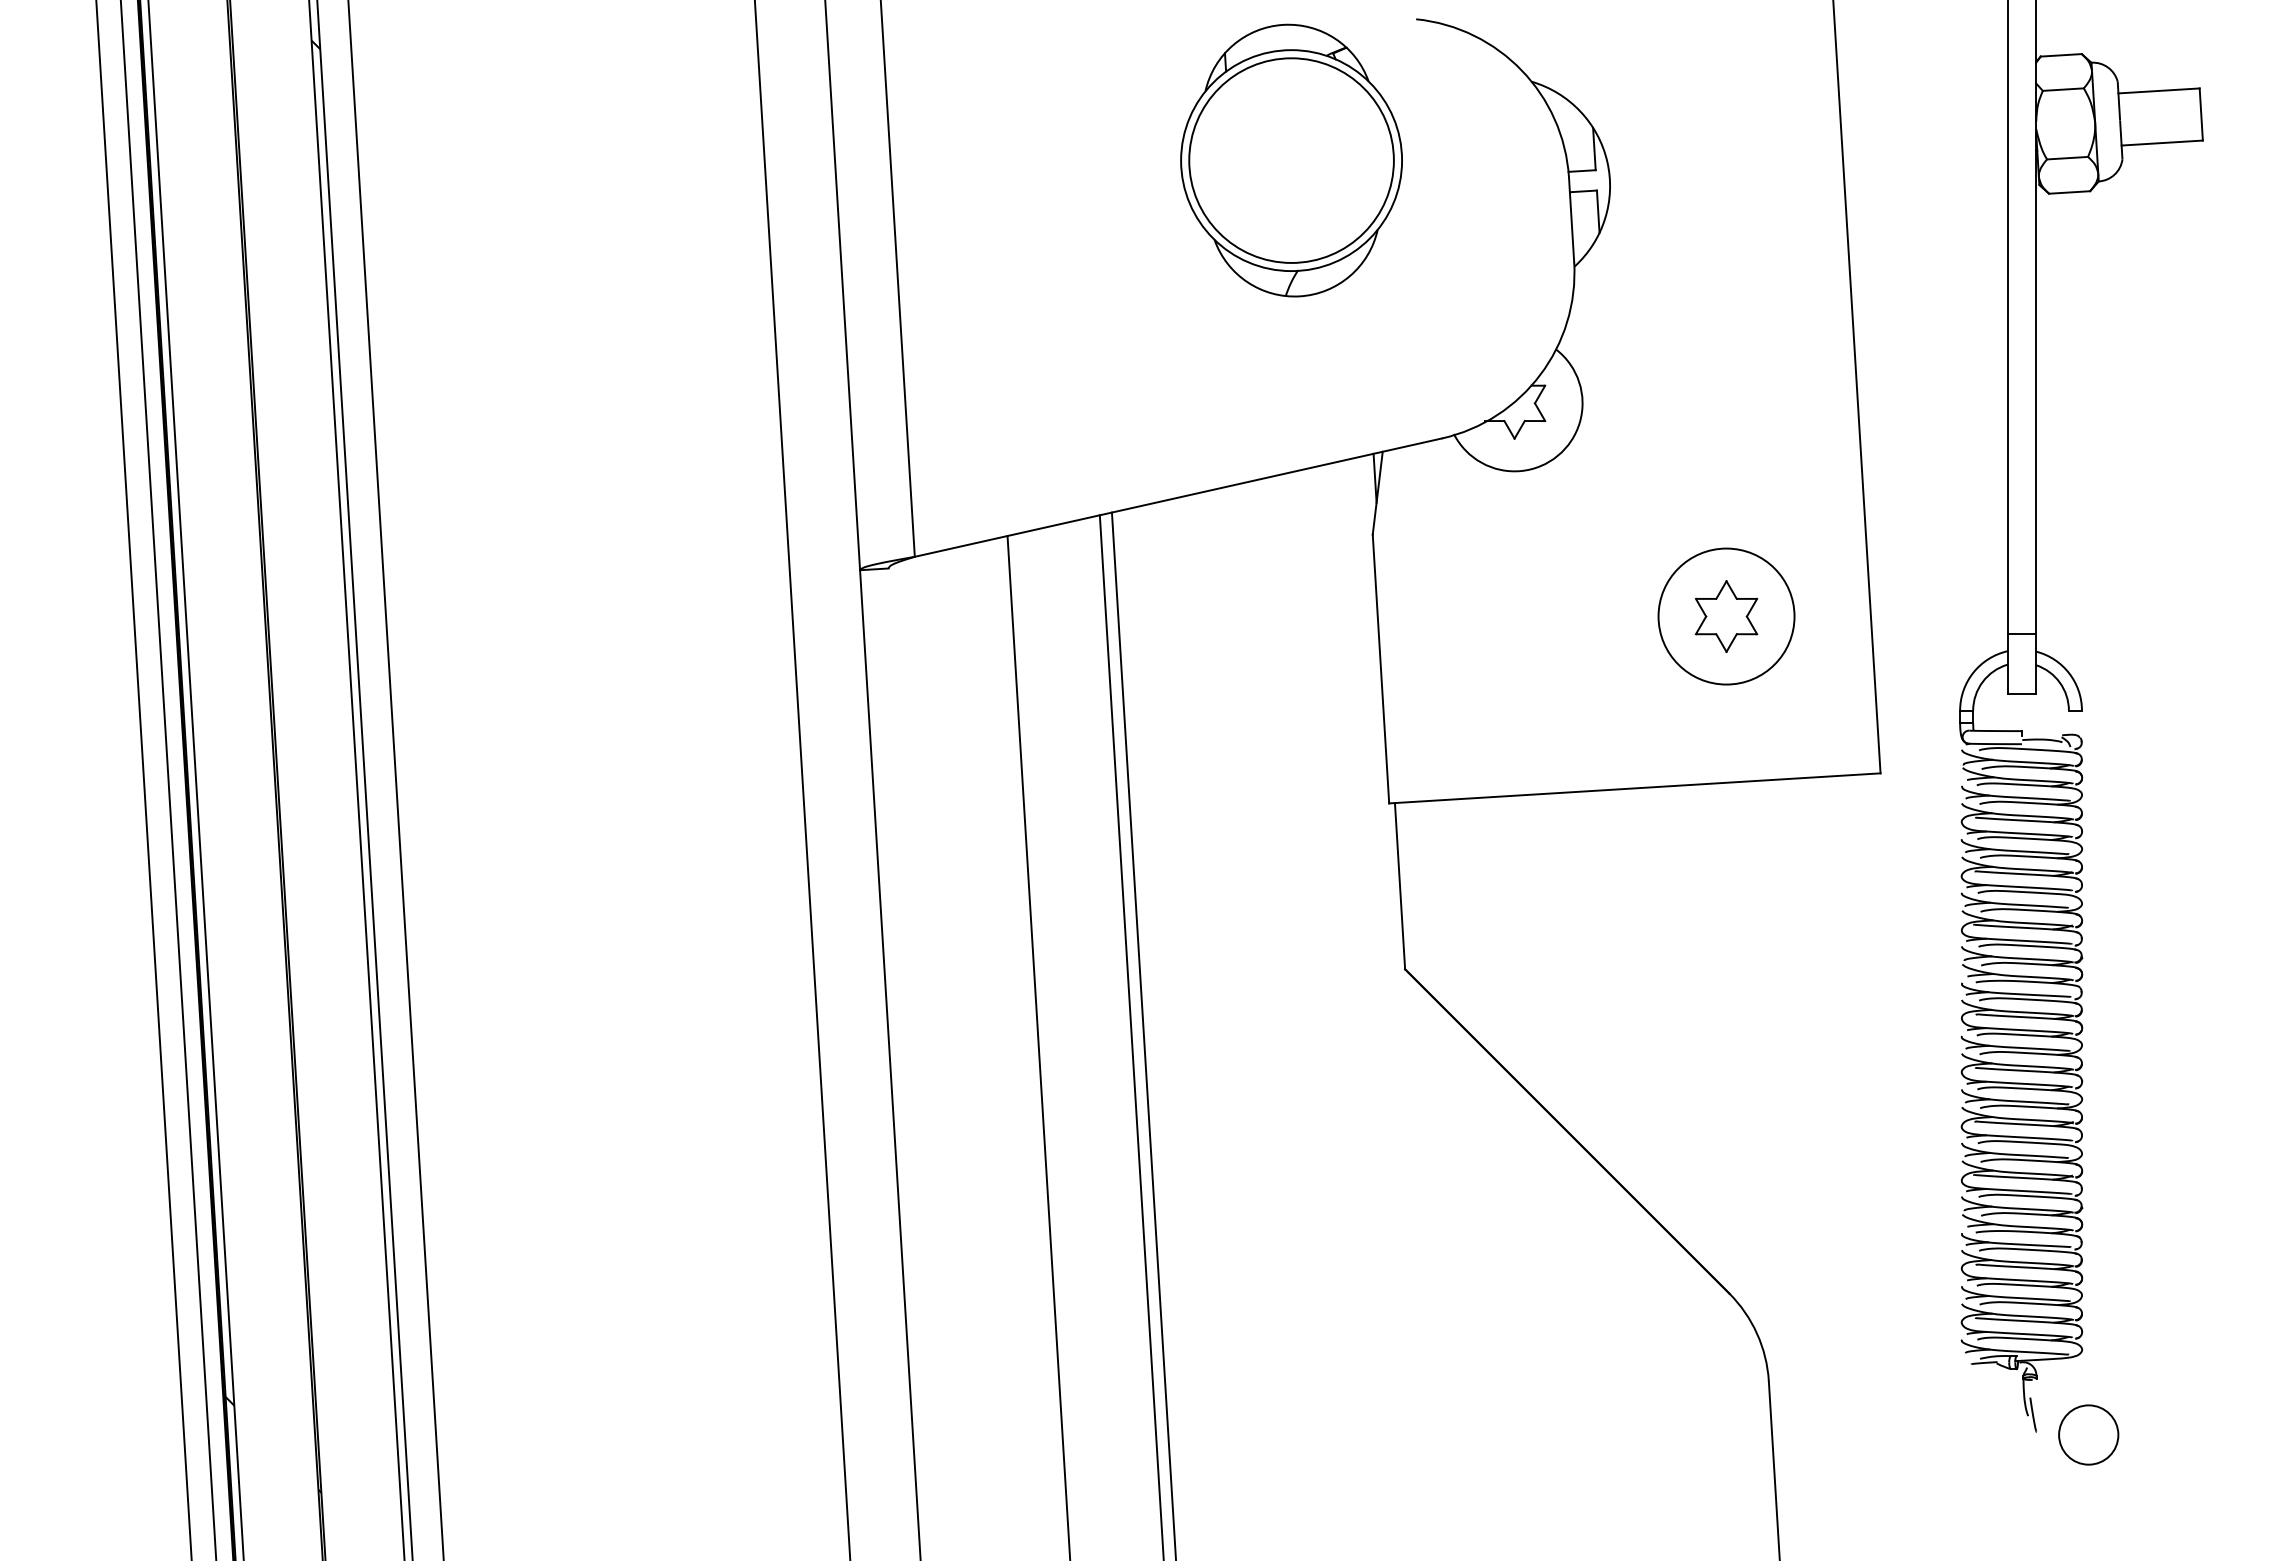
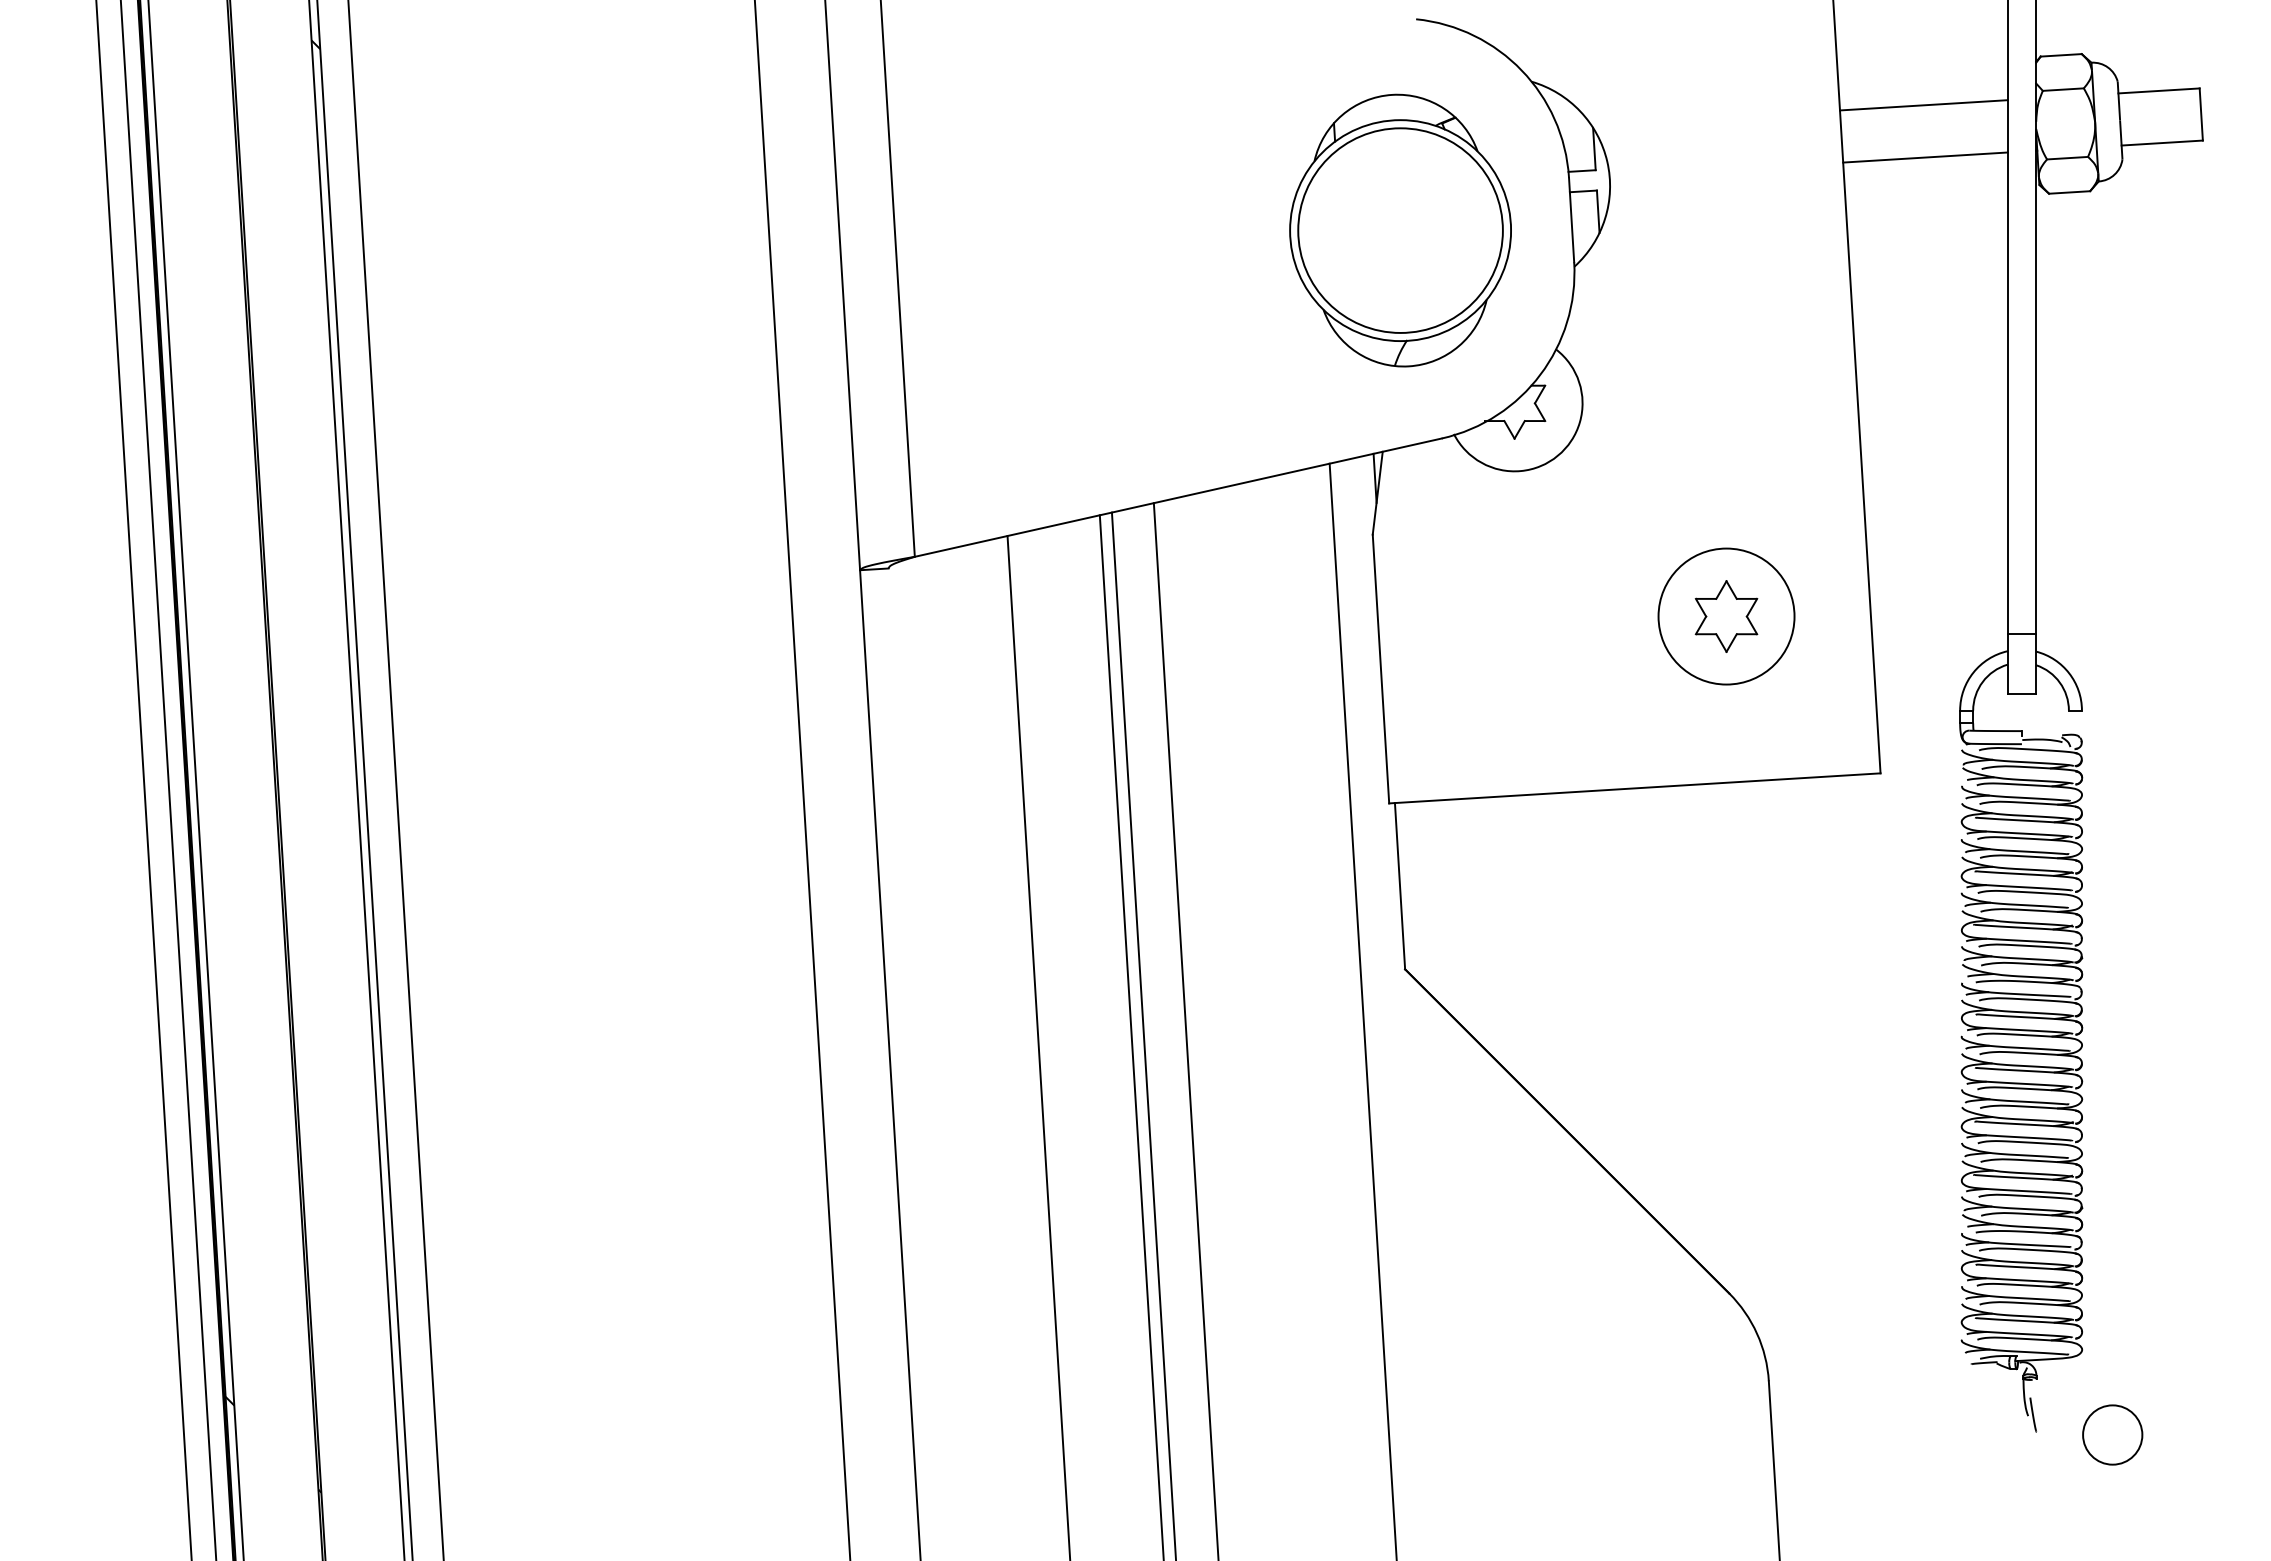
line: none -> present (1923, 105)
line: none -> present (1925, 157)
part position: (1291, 160) -> (1400, 230) (1400, 230)
line: none -> present (1362, 1010)
line: none -> present (1185, 1030)
circle position: (2088, 1434) -> (2112, 1434) (2112, 1434)
